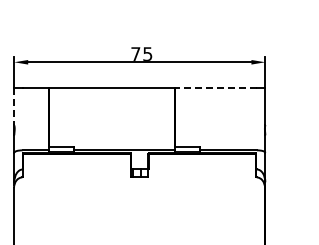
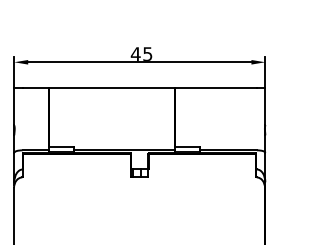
text: 75 -> 45 (135, 53)
line: dashed -> solid (215, 87)
line: dashed -> solid (14, 106)
